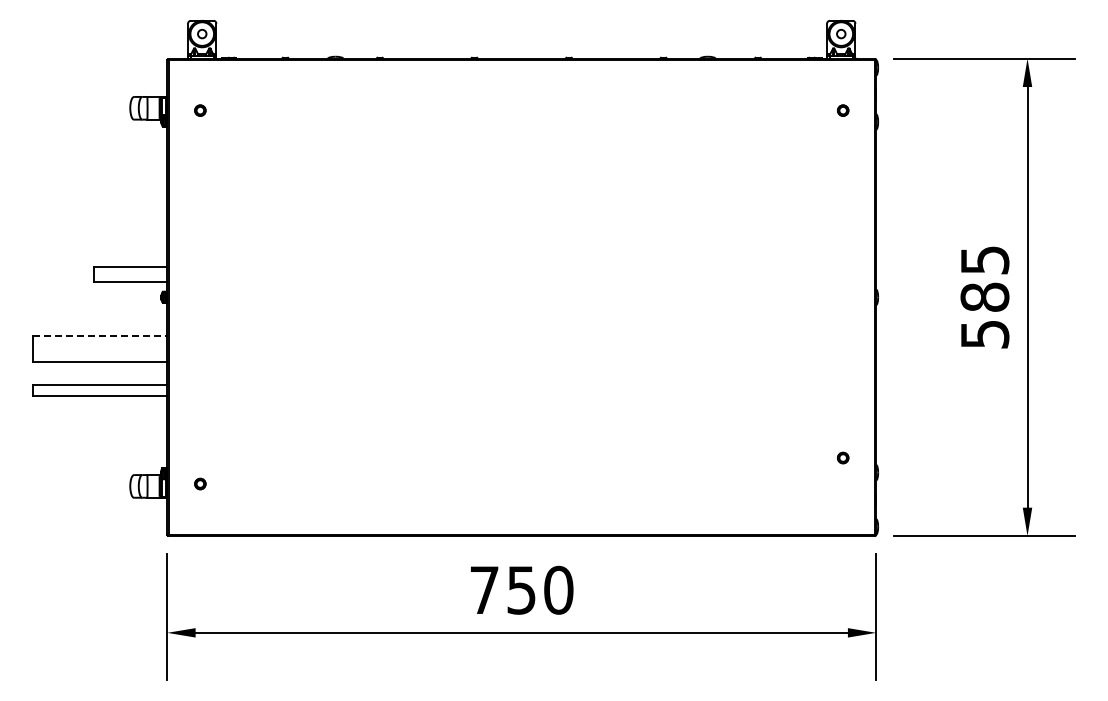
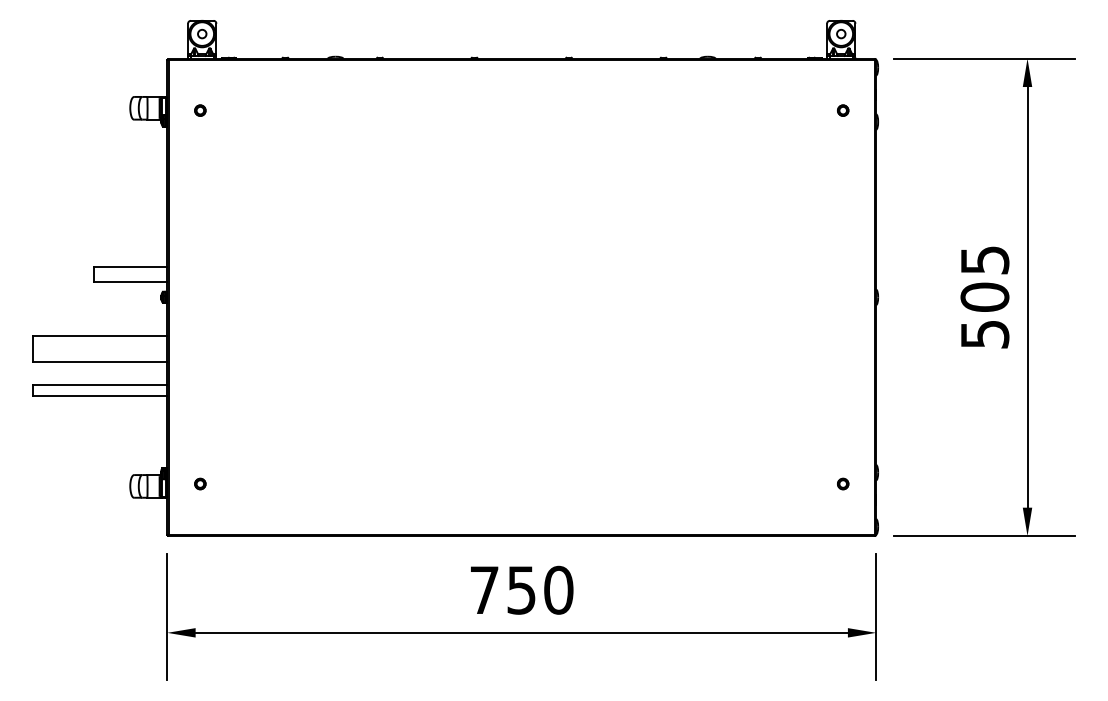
text: 585 -> 505 (984, 296)
line: dashed -> solid (100, 335)
part position: (843, 457) -> (843, 483) (843, 483)
